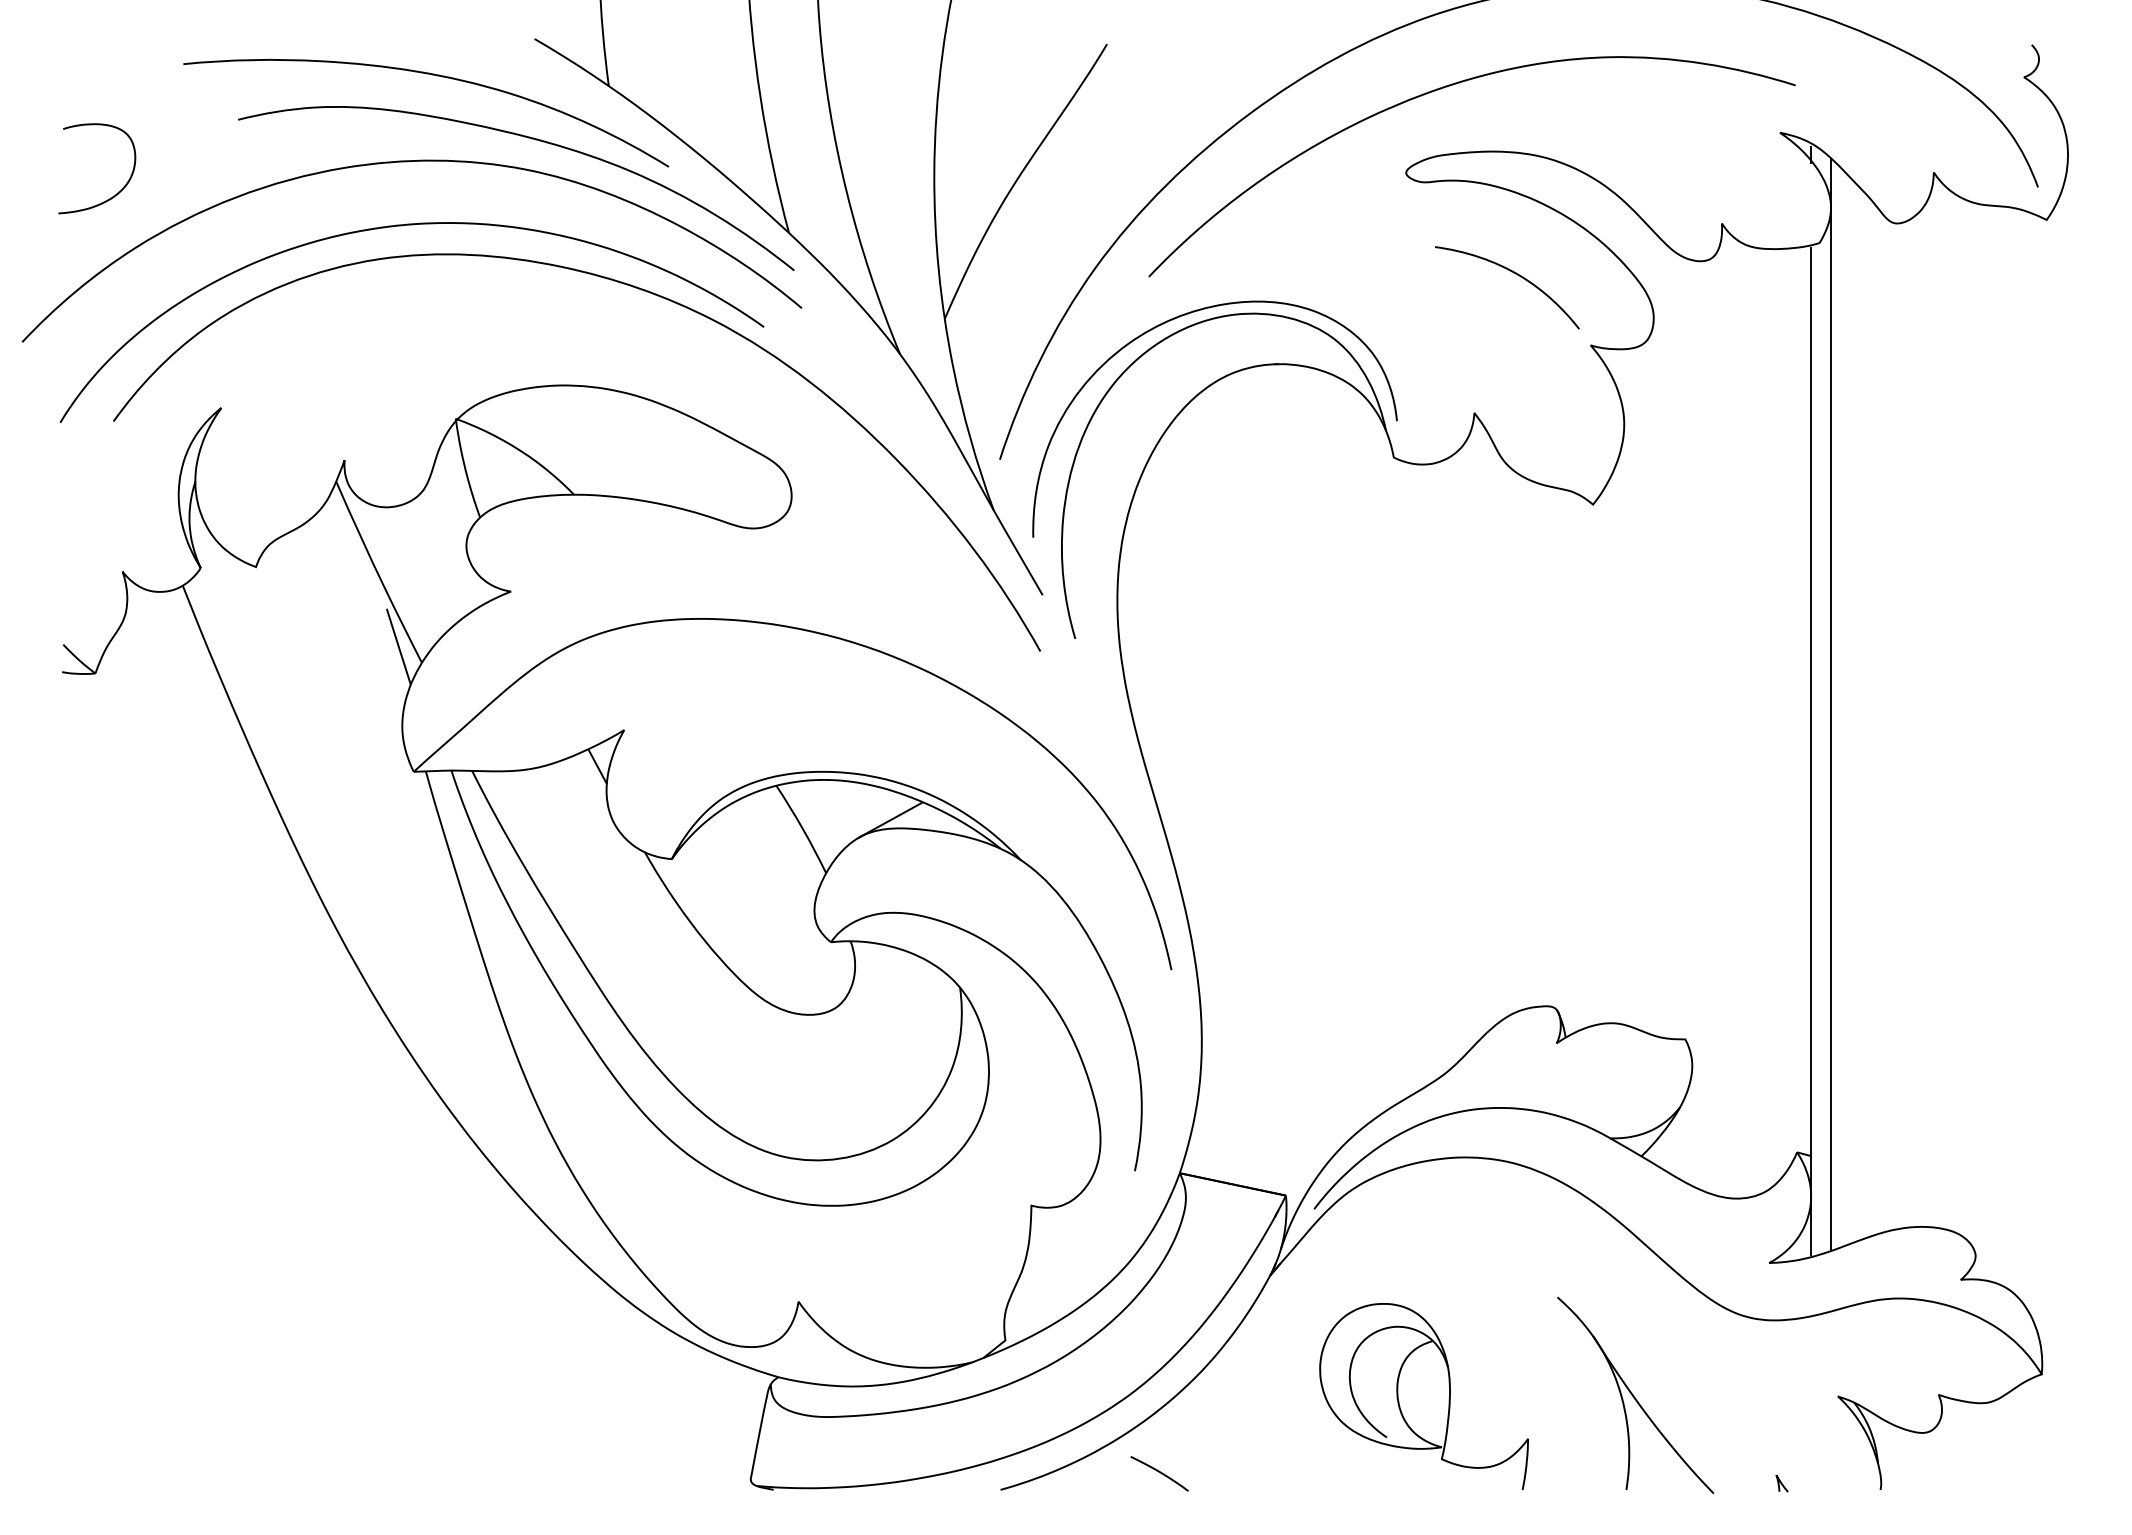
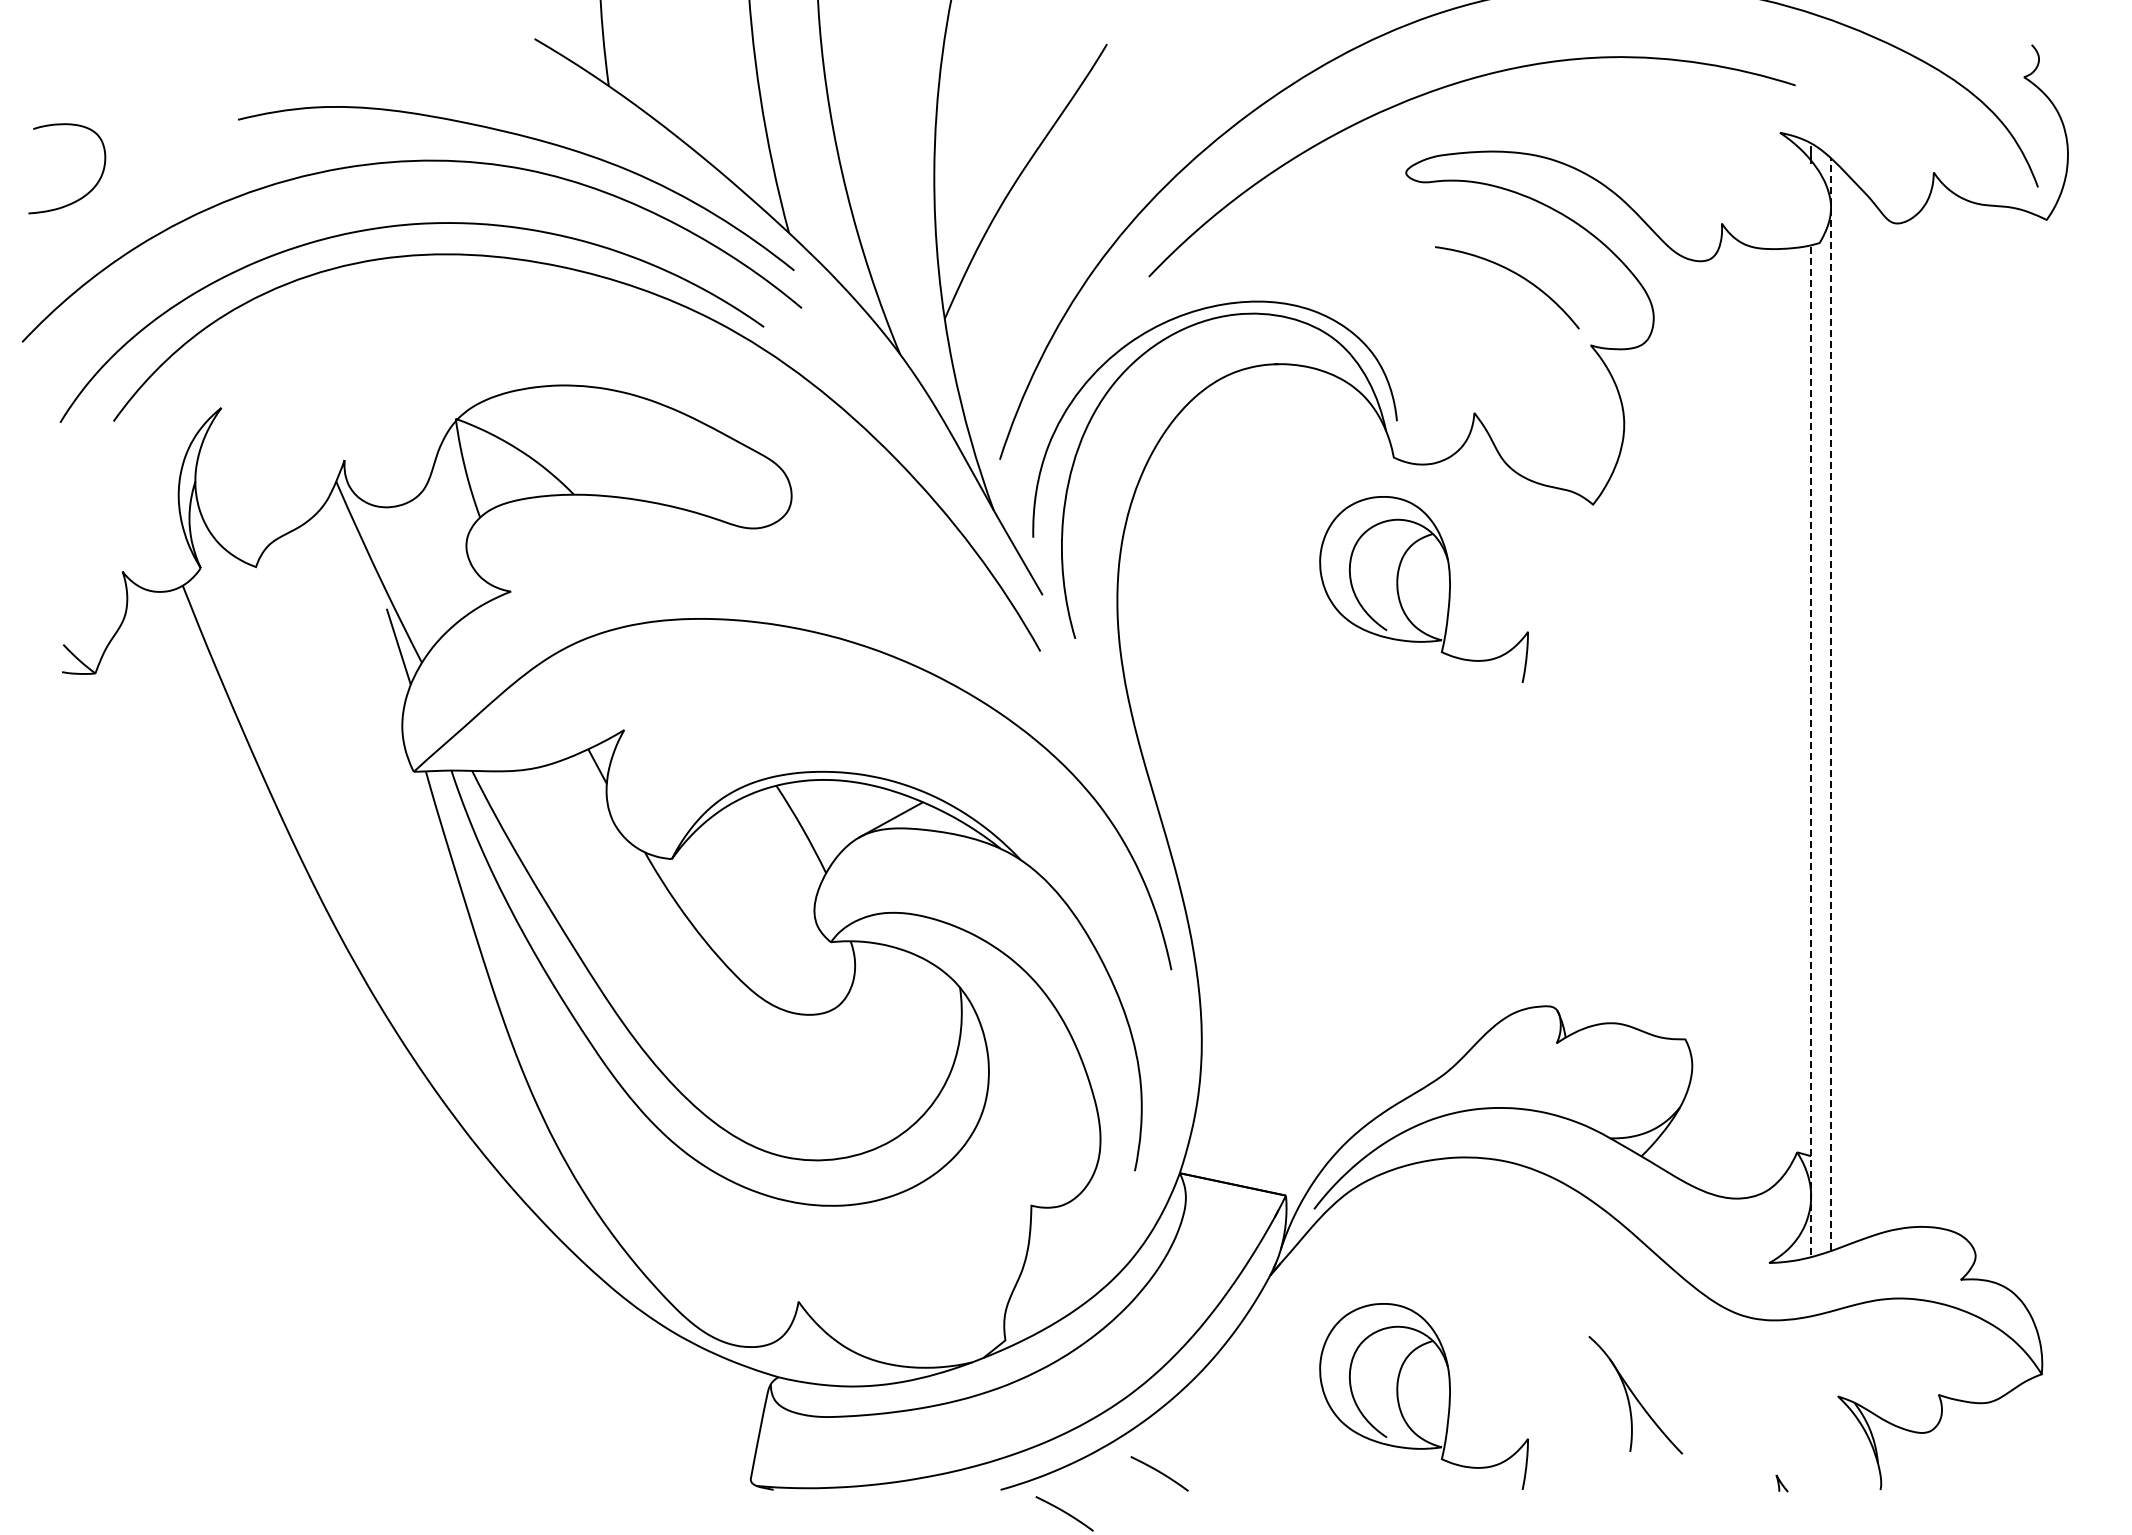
curve: present -> none (432, 75)
curve position: (118, 191) -> (88, 191) (88, 191)
part: none -> present (1399, 594)
line: solid -> dashed (1830, 703)
line: solid -> dashed (1811, 751)
part size: 158x198 px -> 96x119 px (1635, 1395)
curve: none -> present (1064, 1512)
